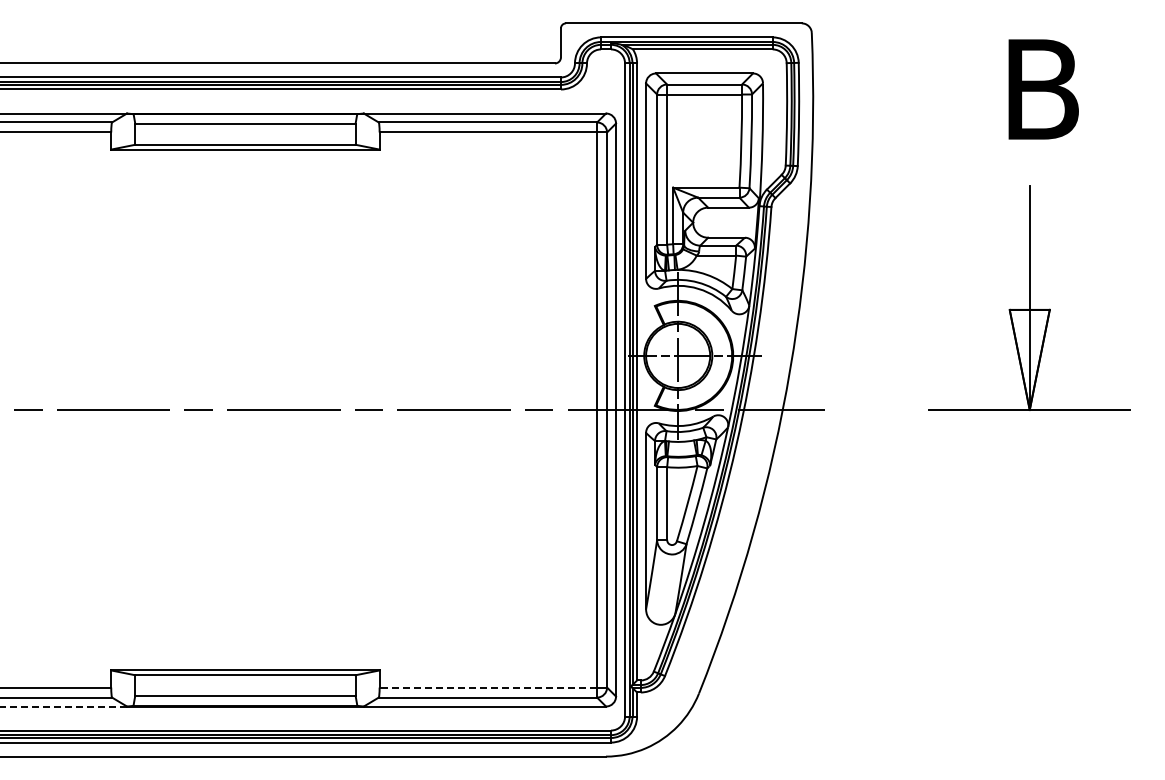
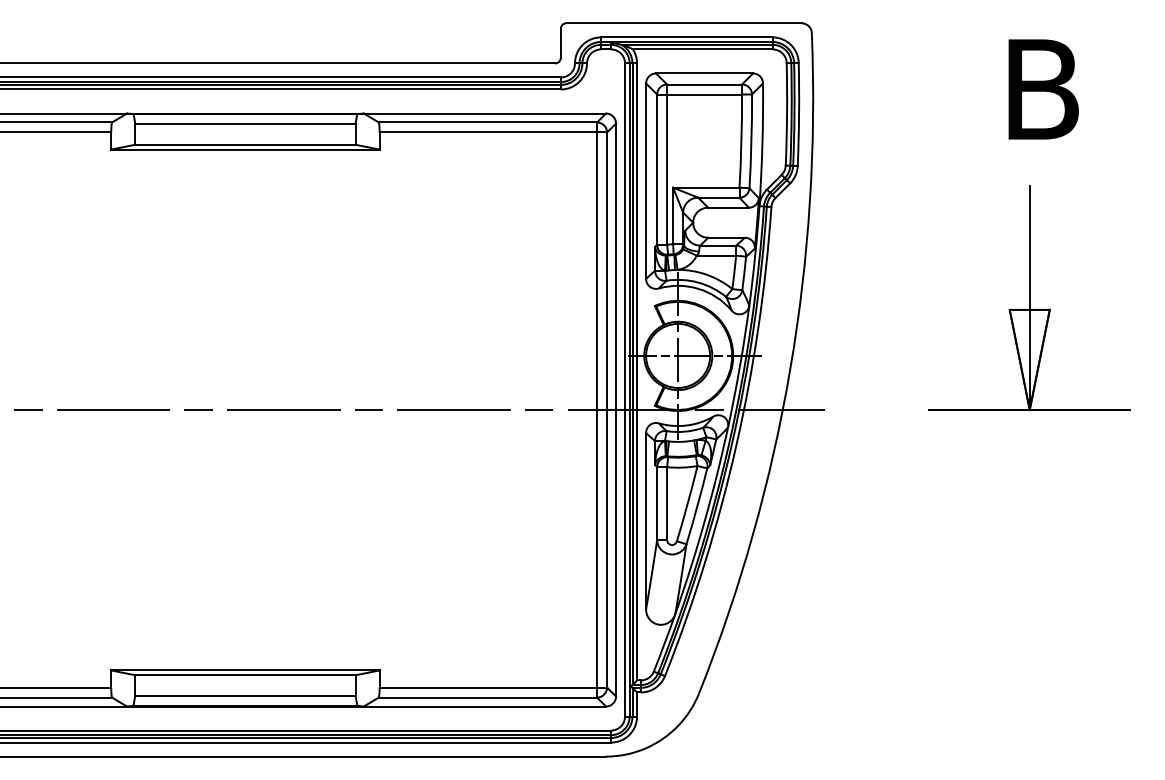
line: dashed -> solid (488, 687)
line: dashed -> solid (63, 706)
